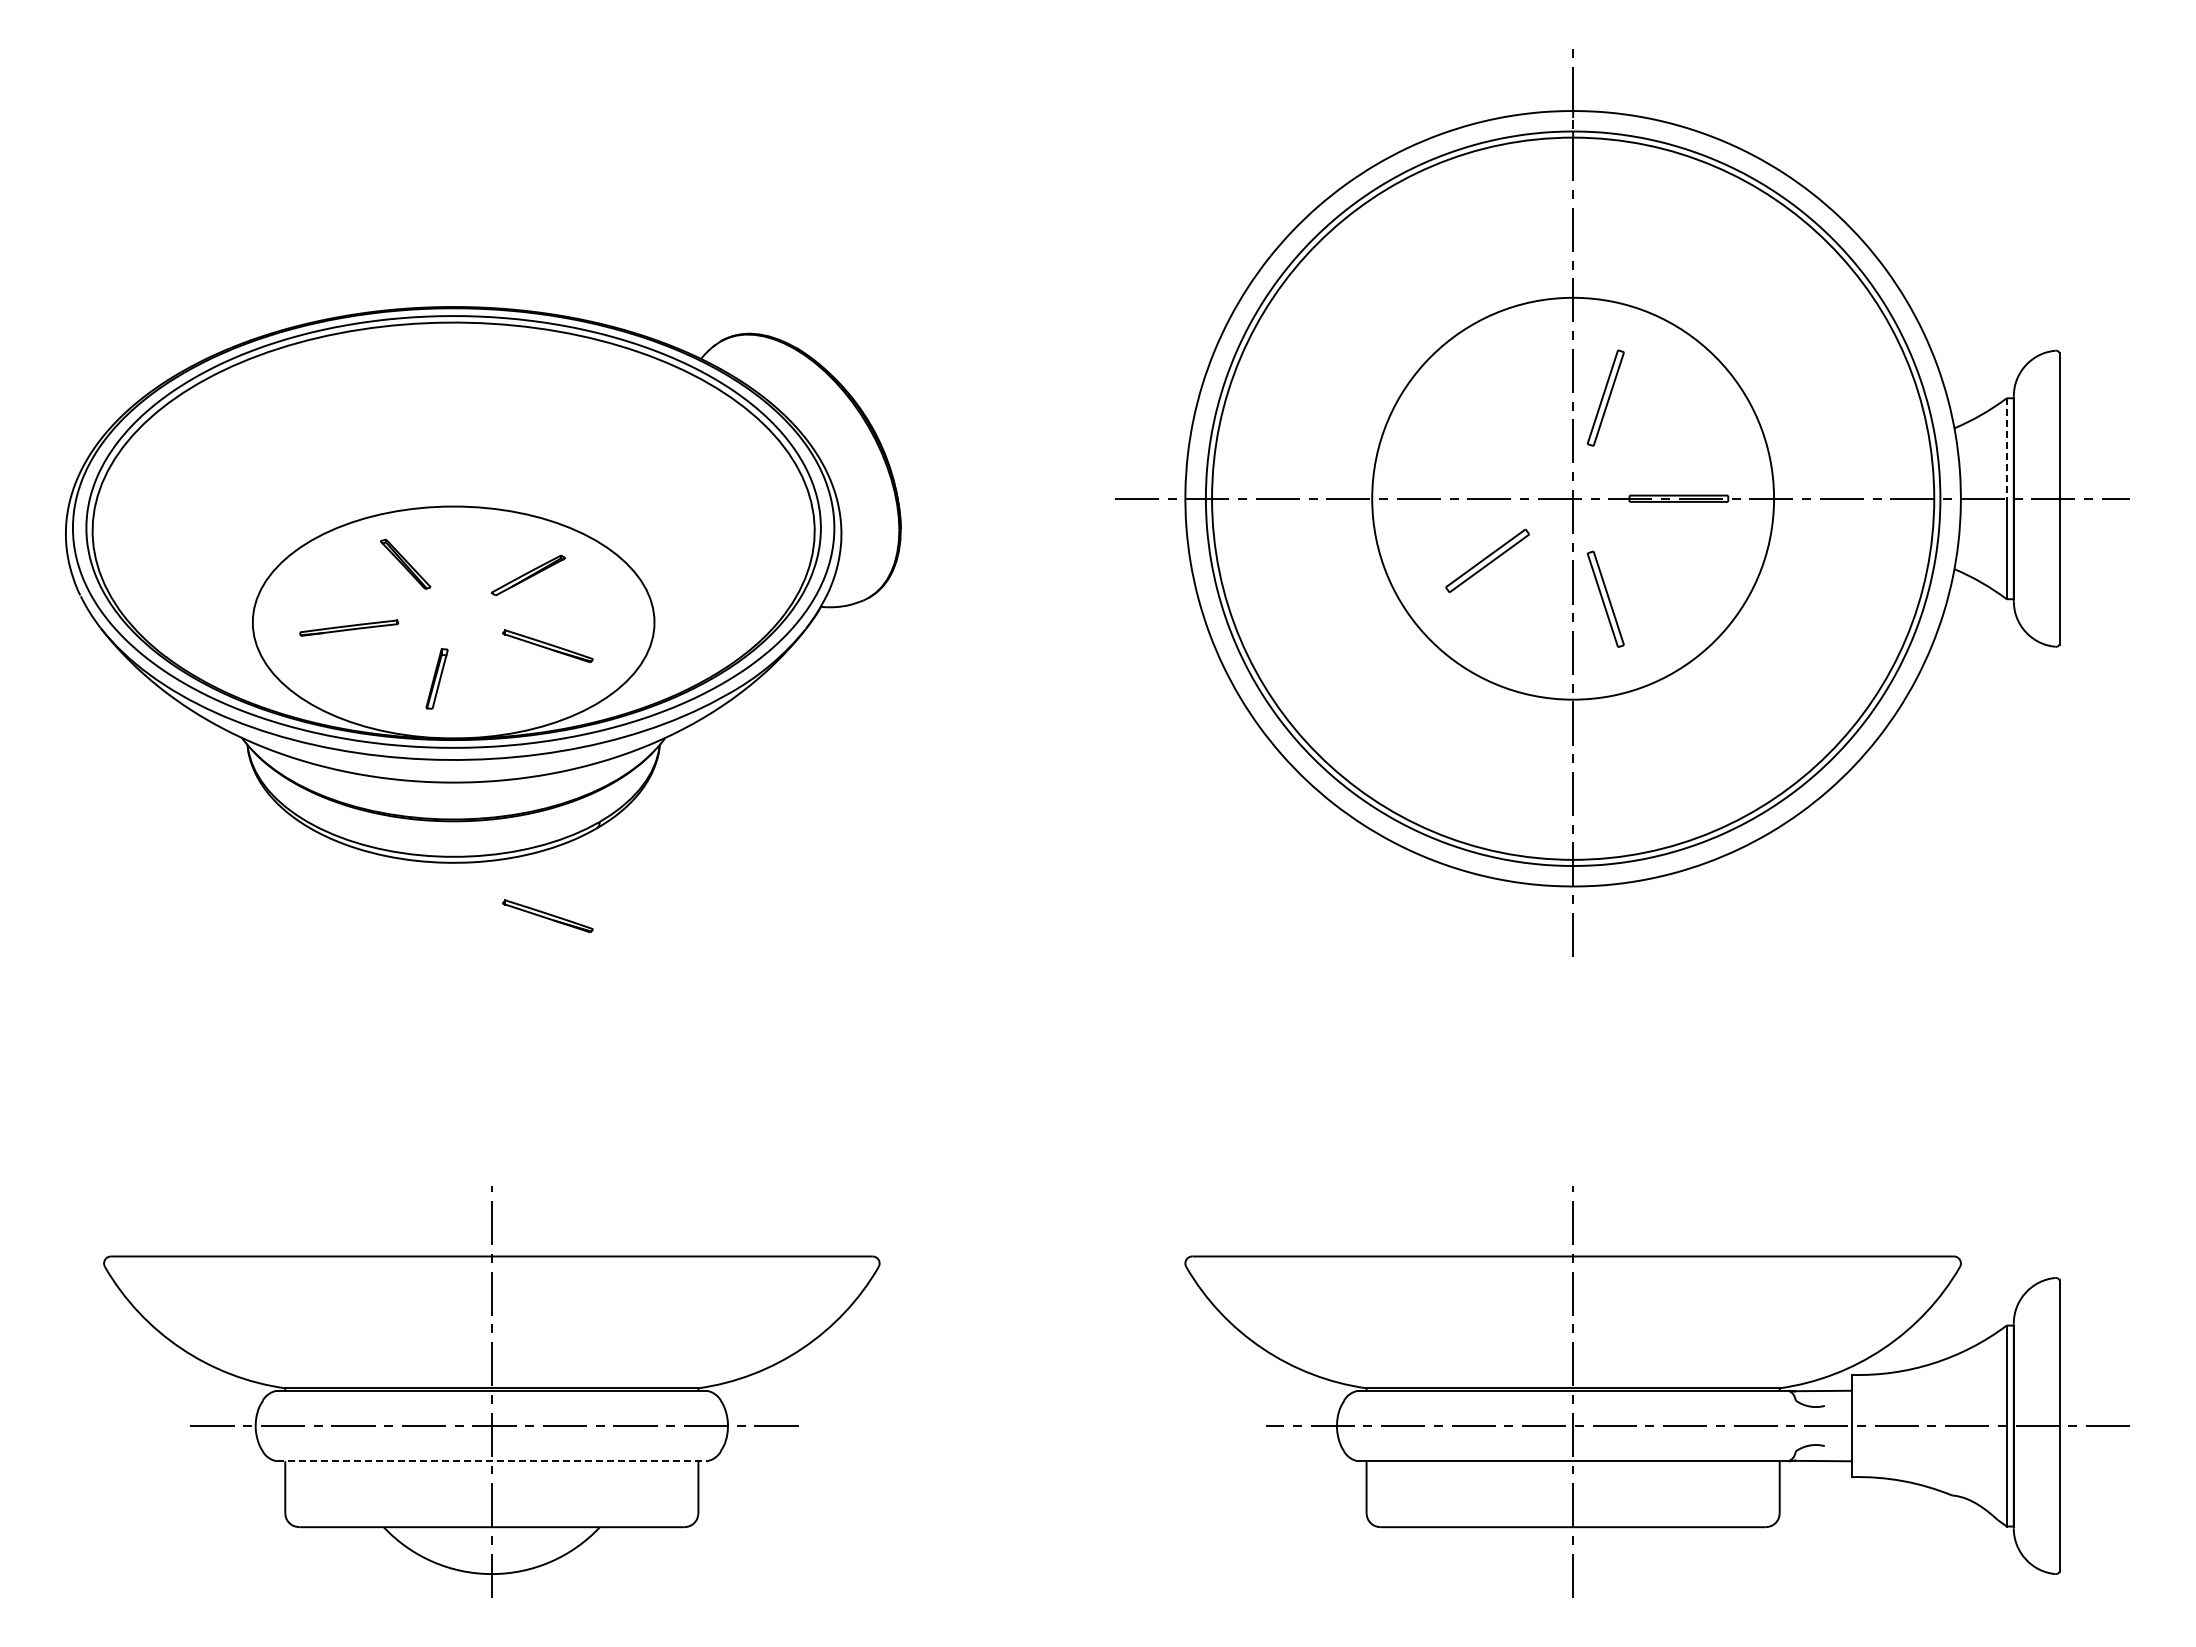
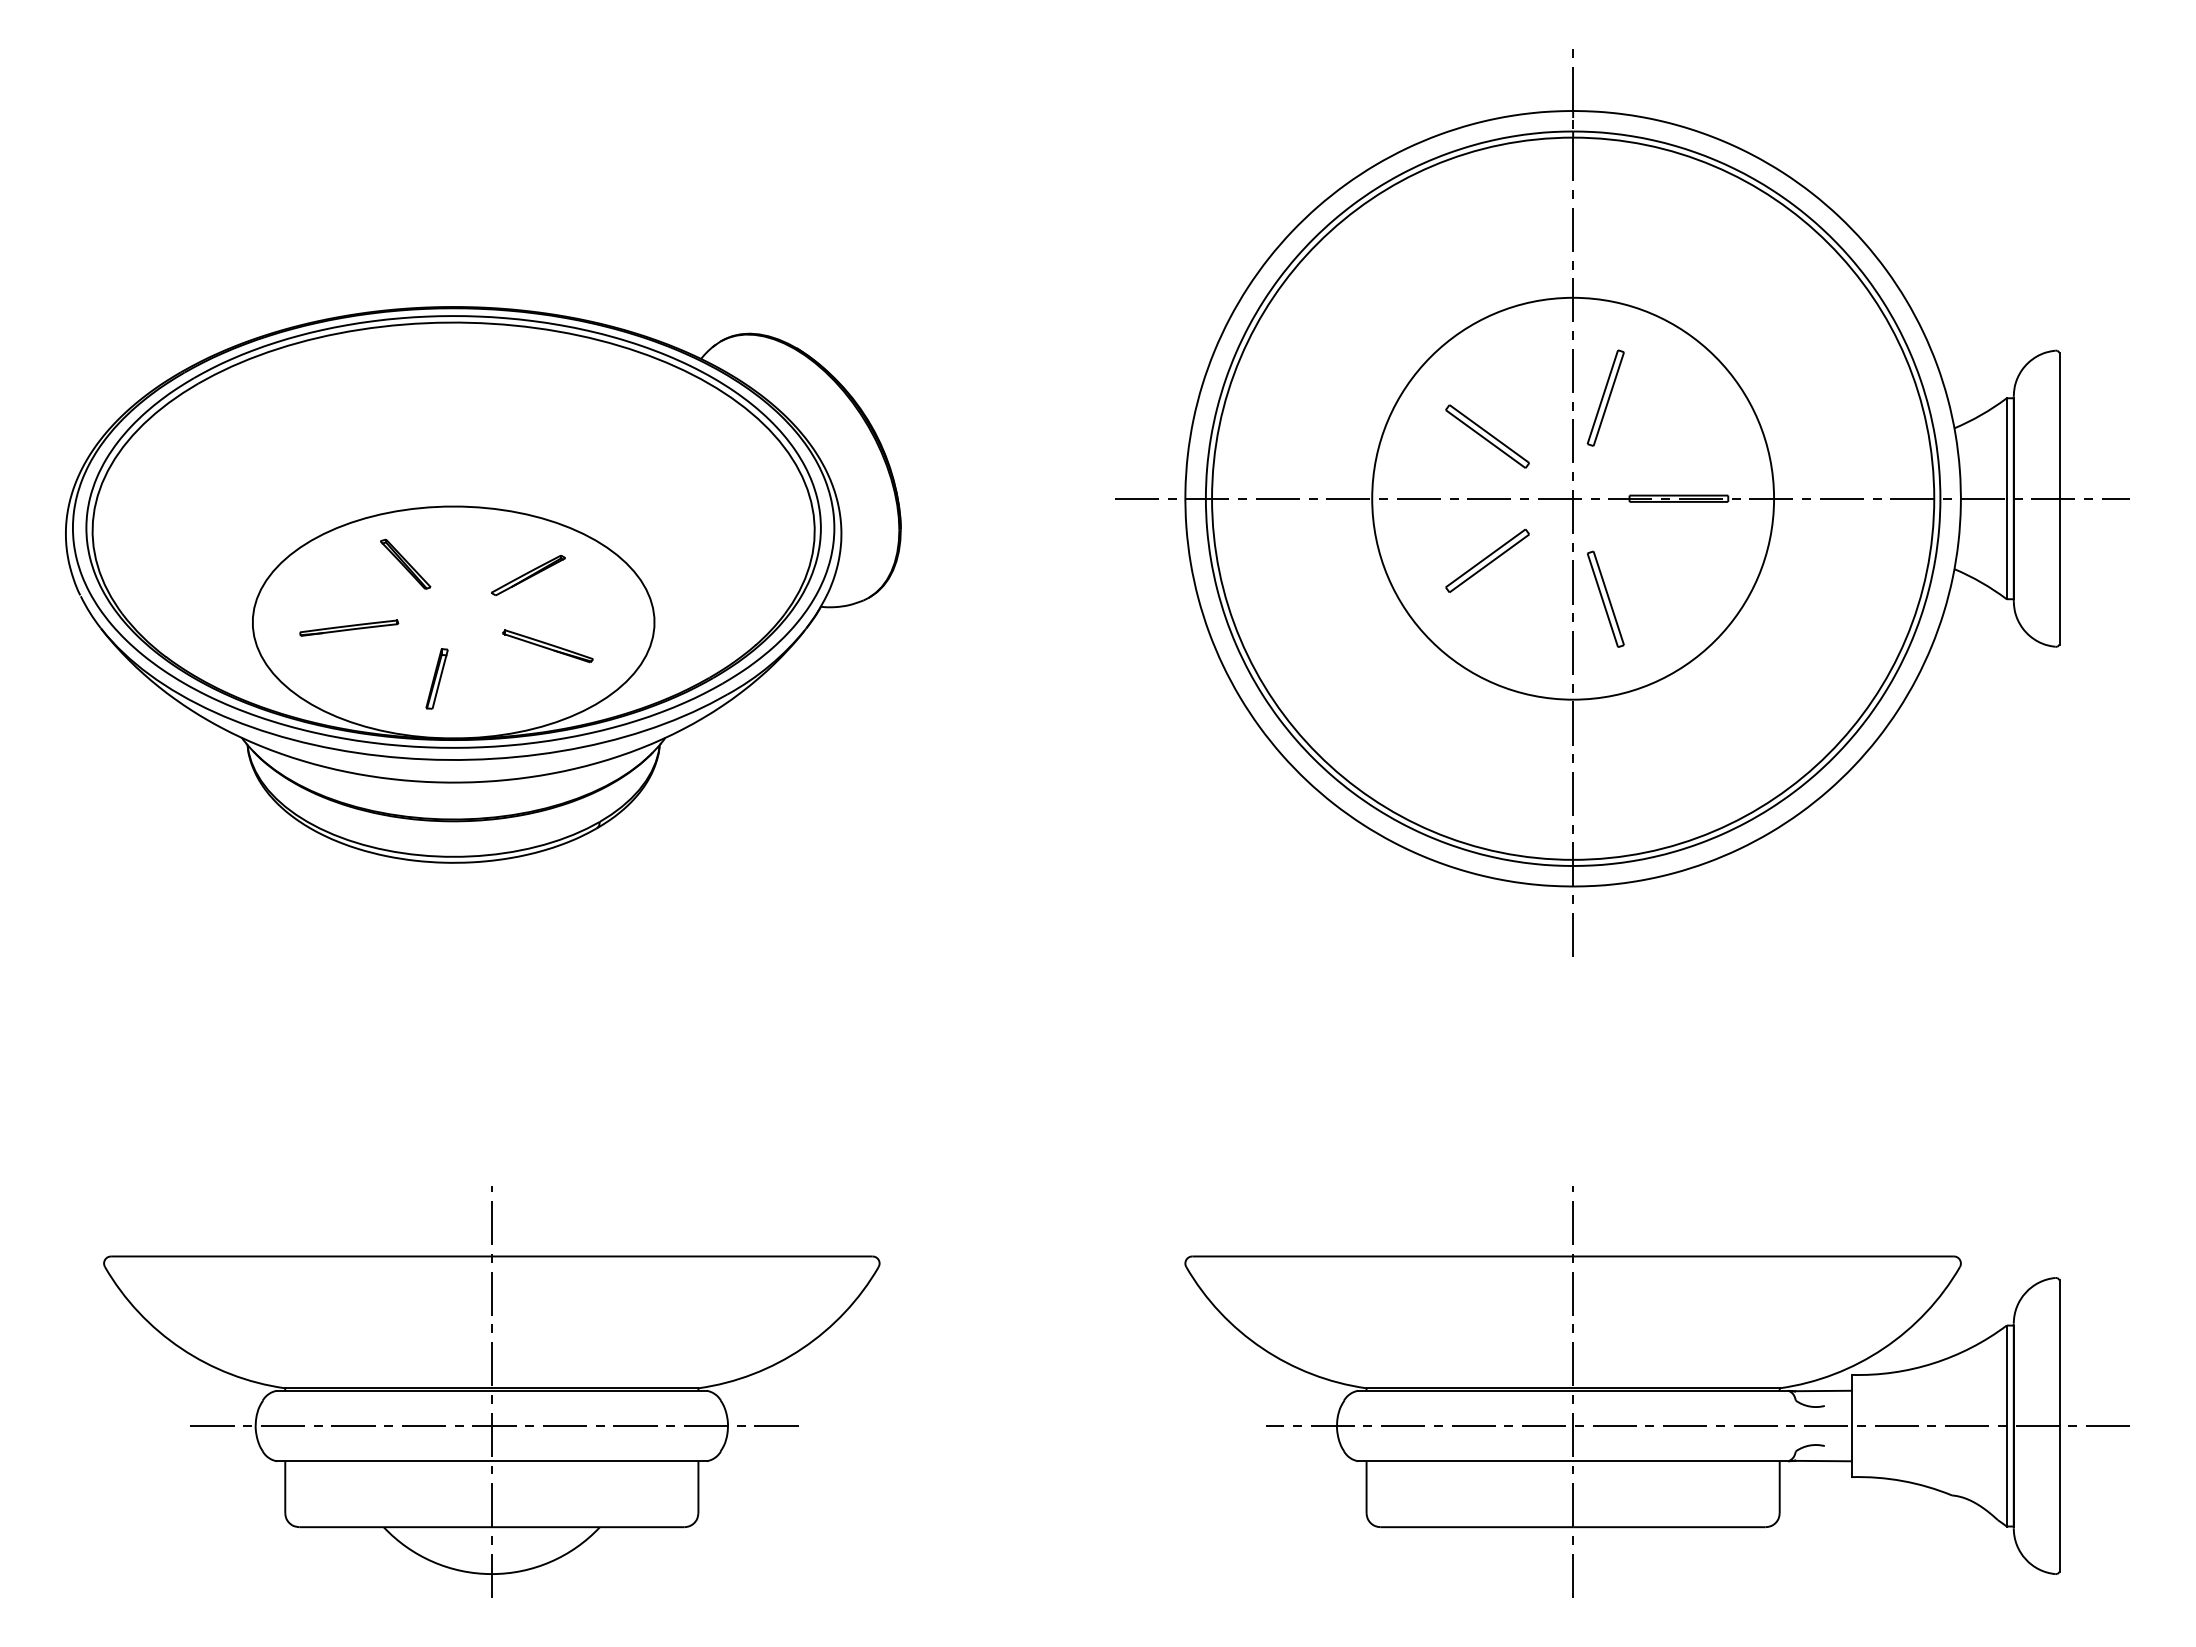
part: none -> present (1487, 436)
line: dashed -> solid (2006, 449)
part: present -> none (547, 916)
line: dashed -> solid (492, 1461)
